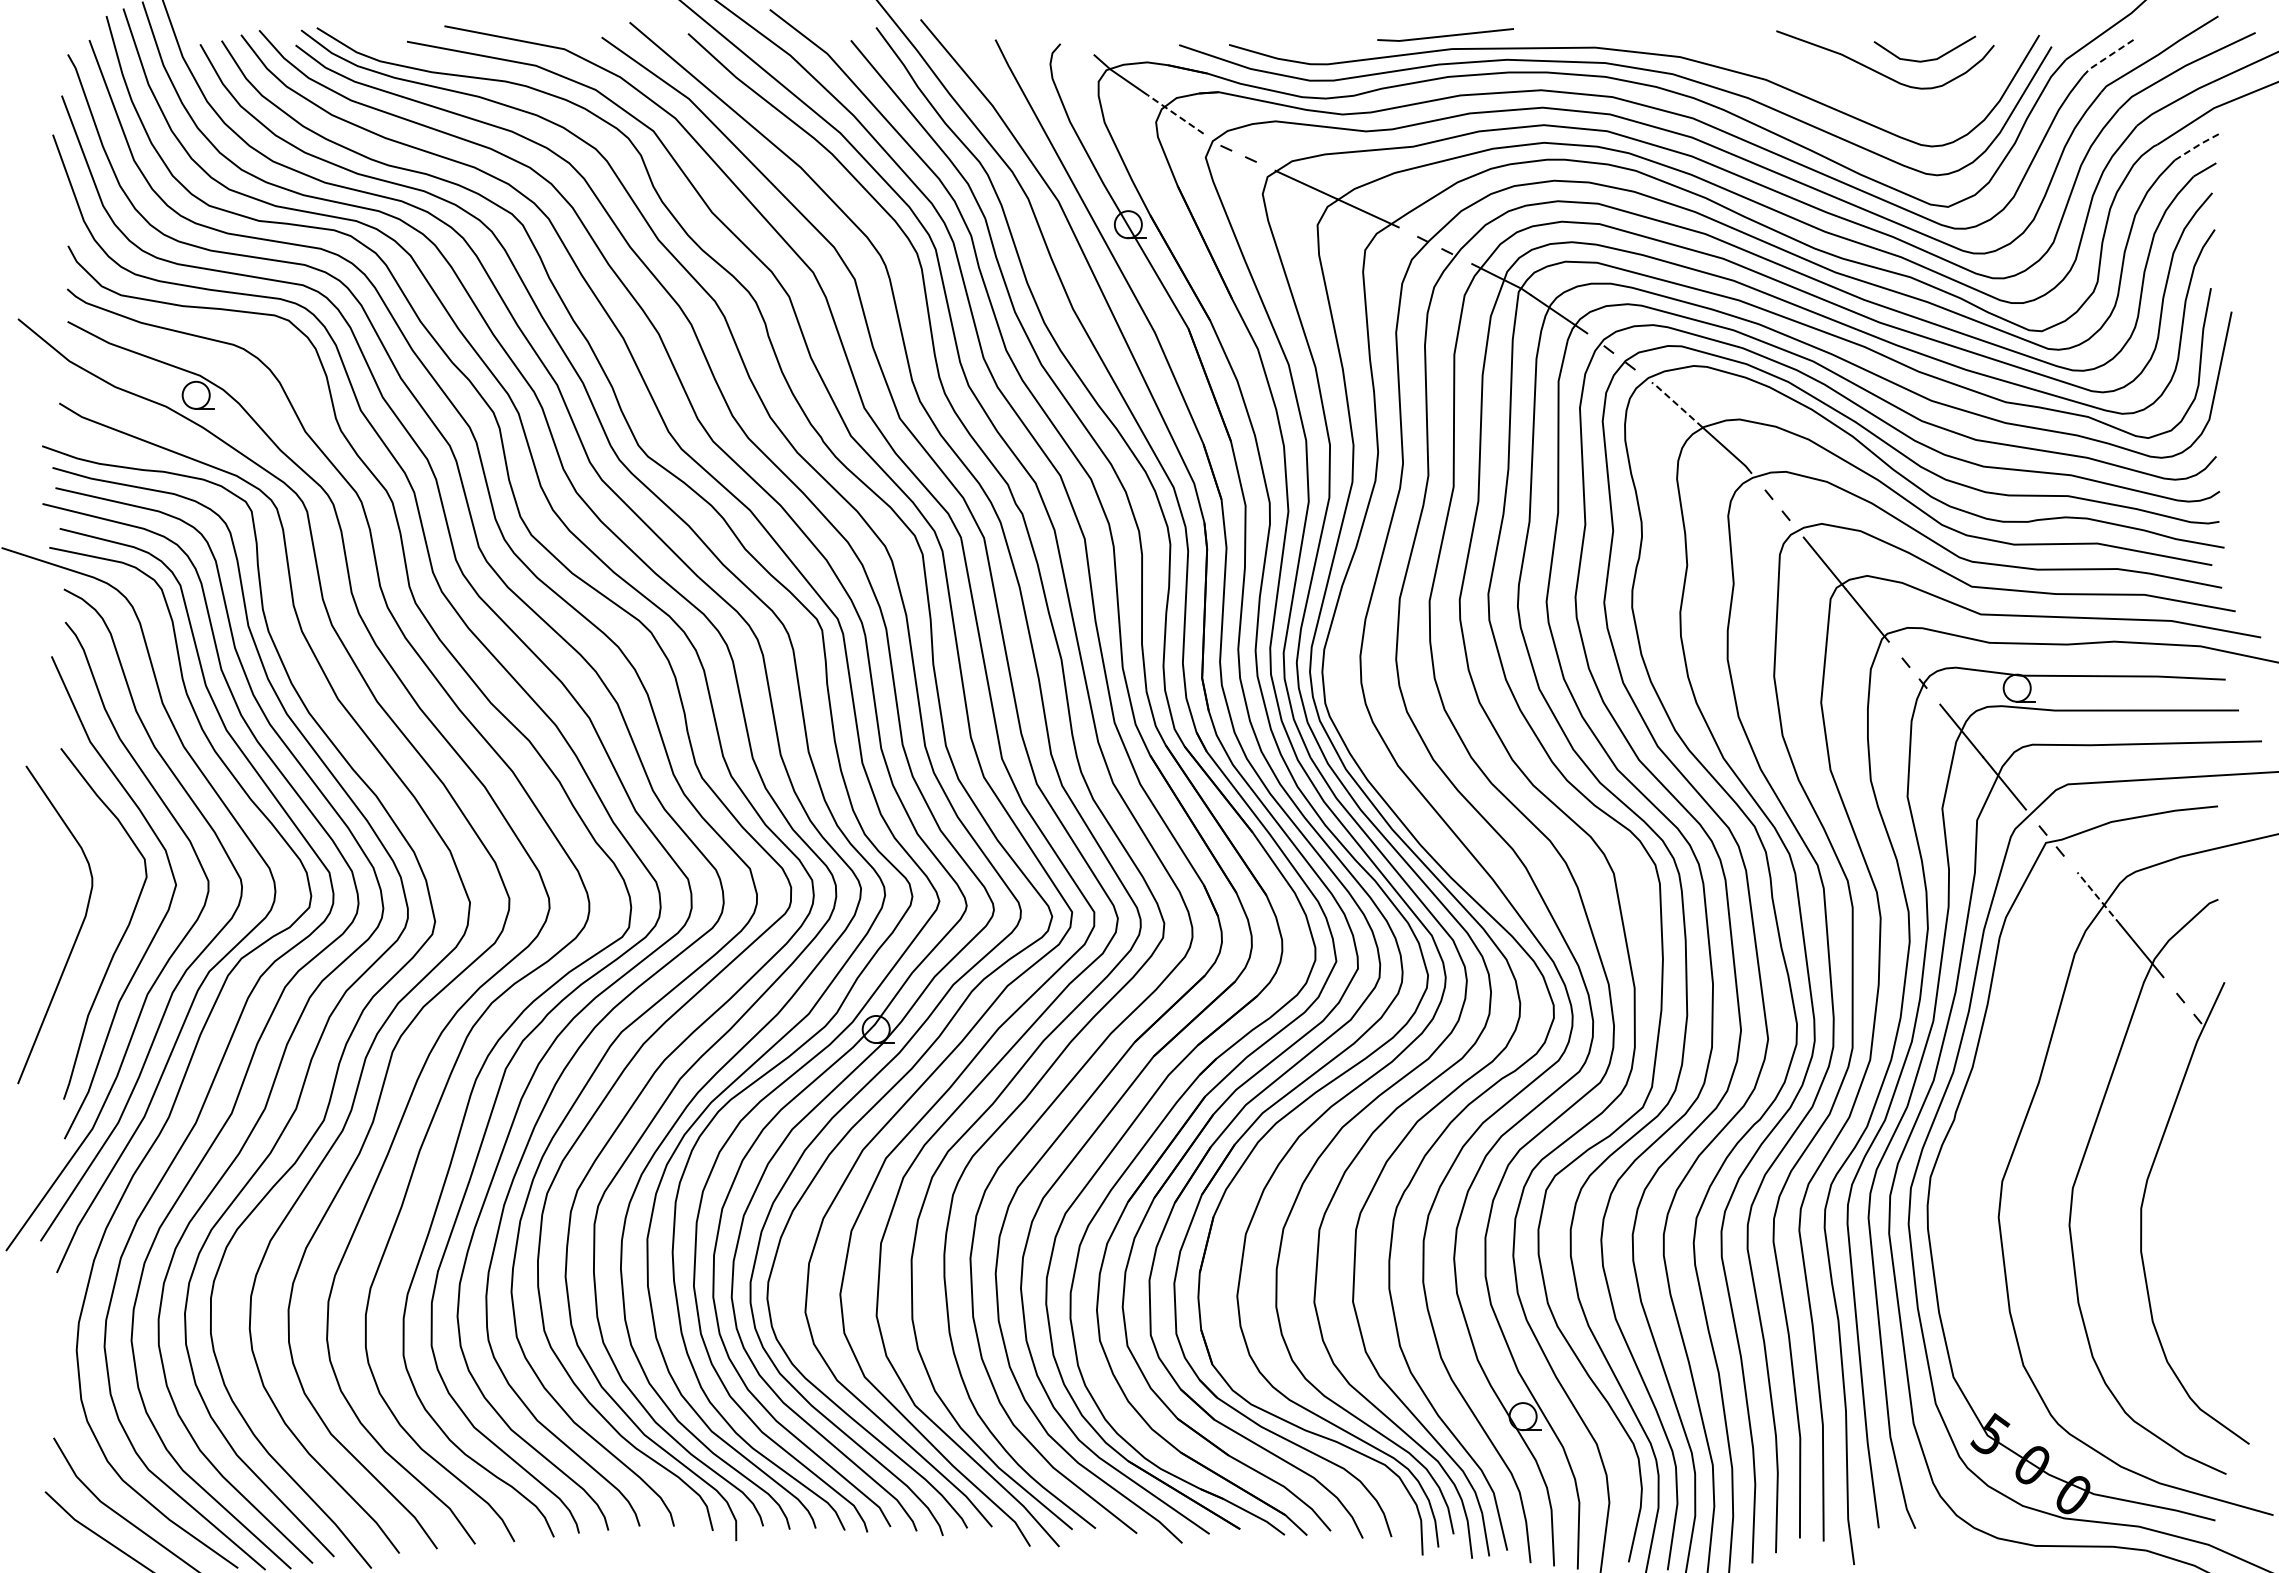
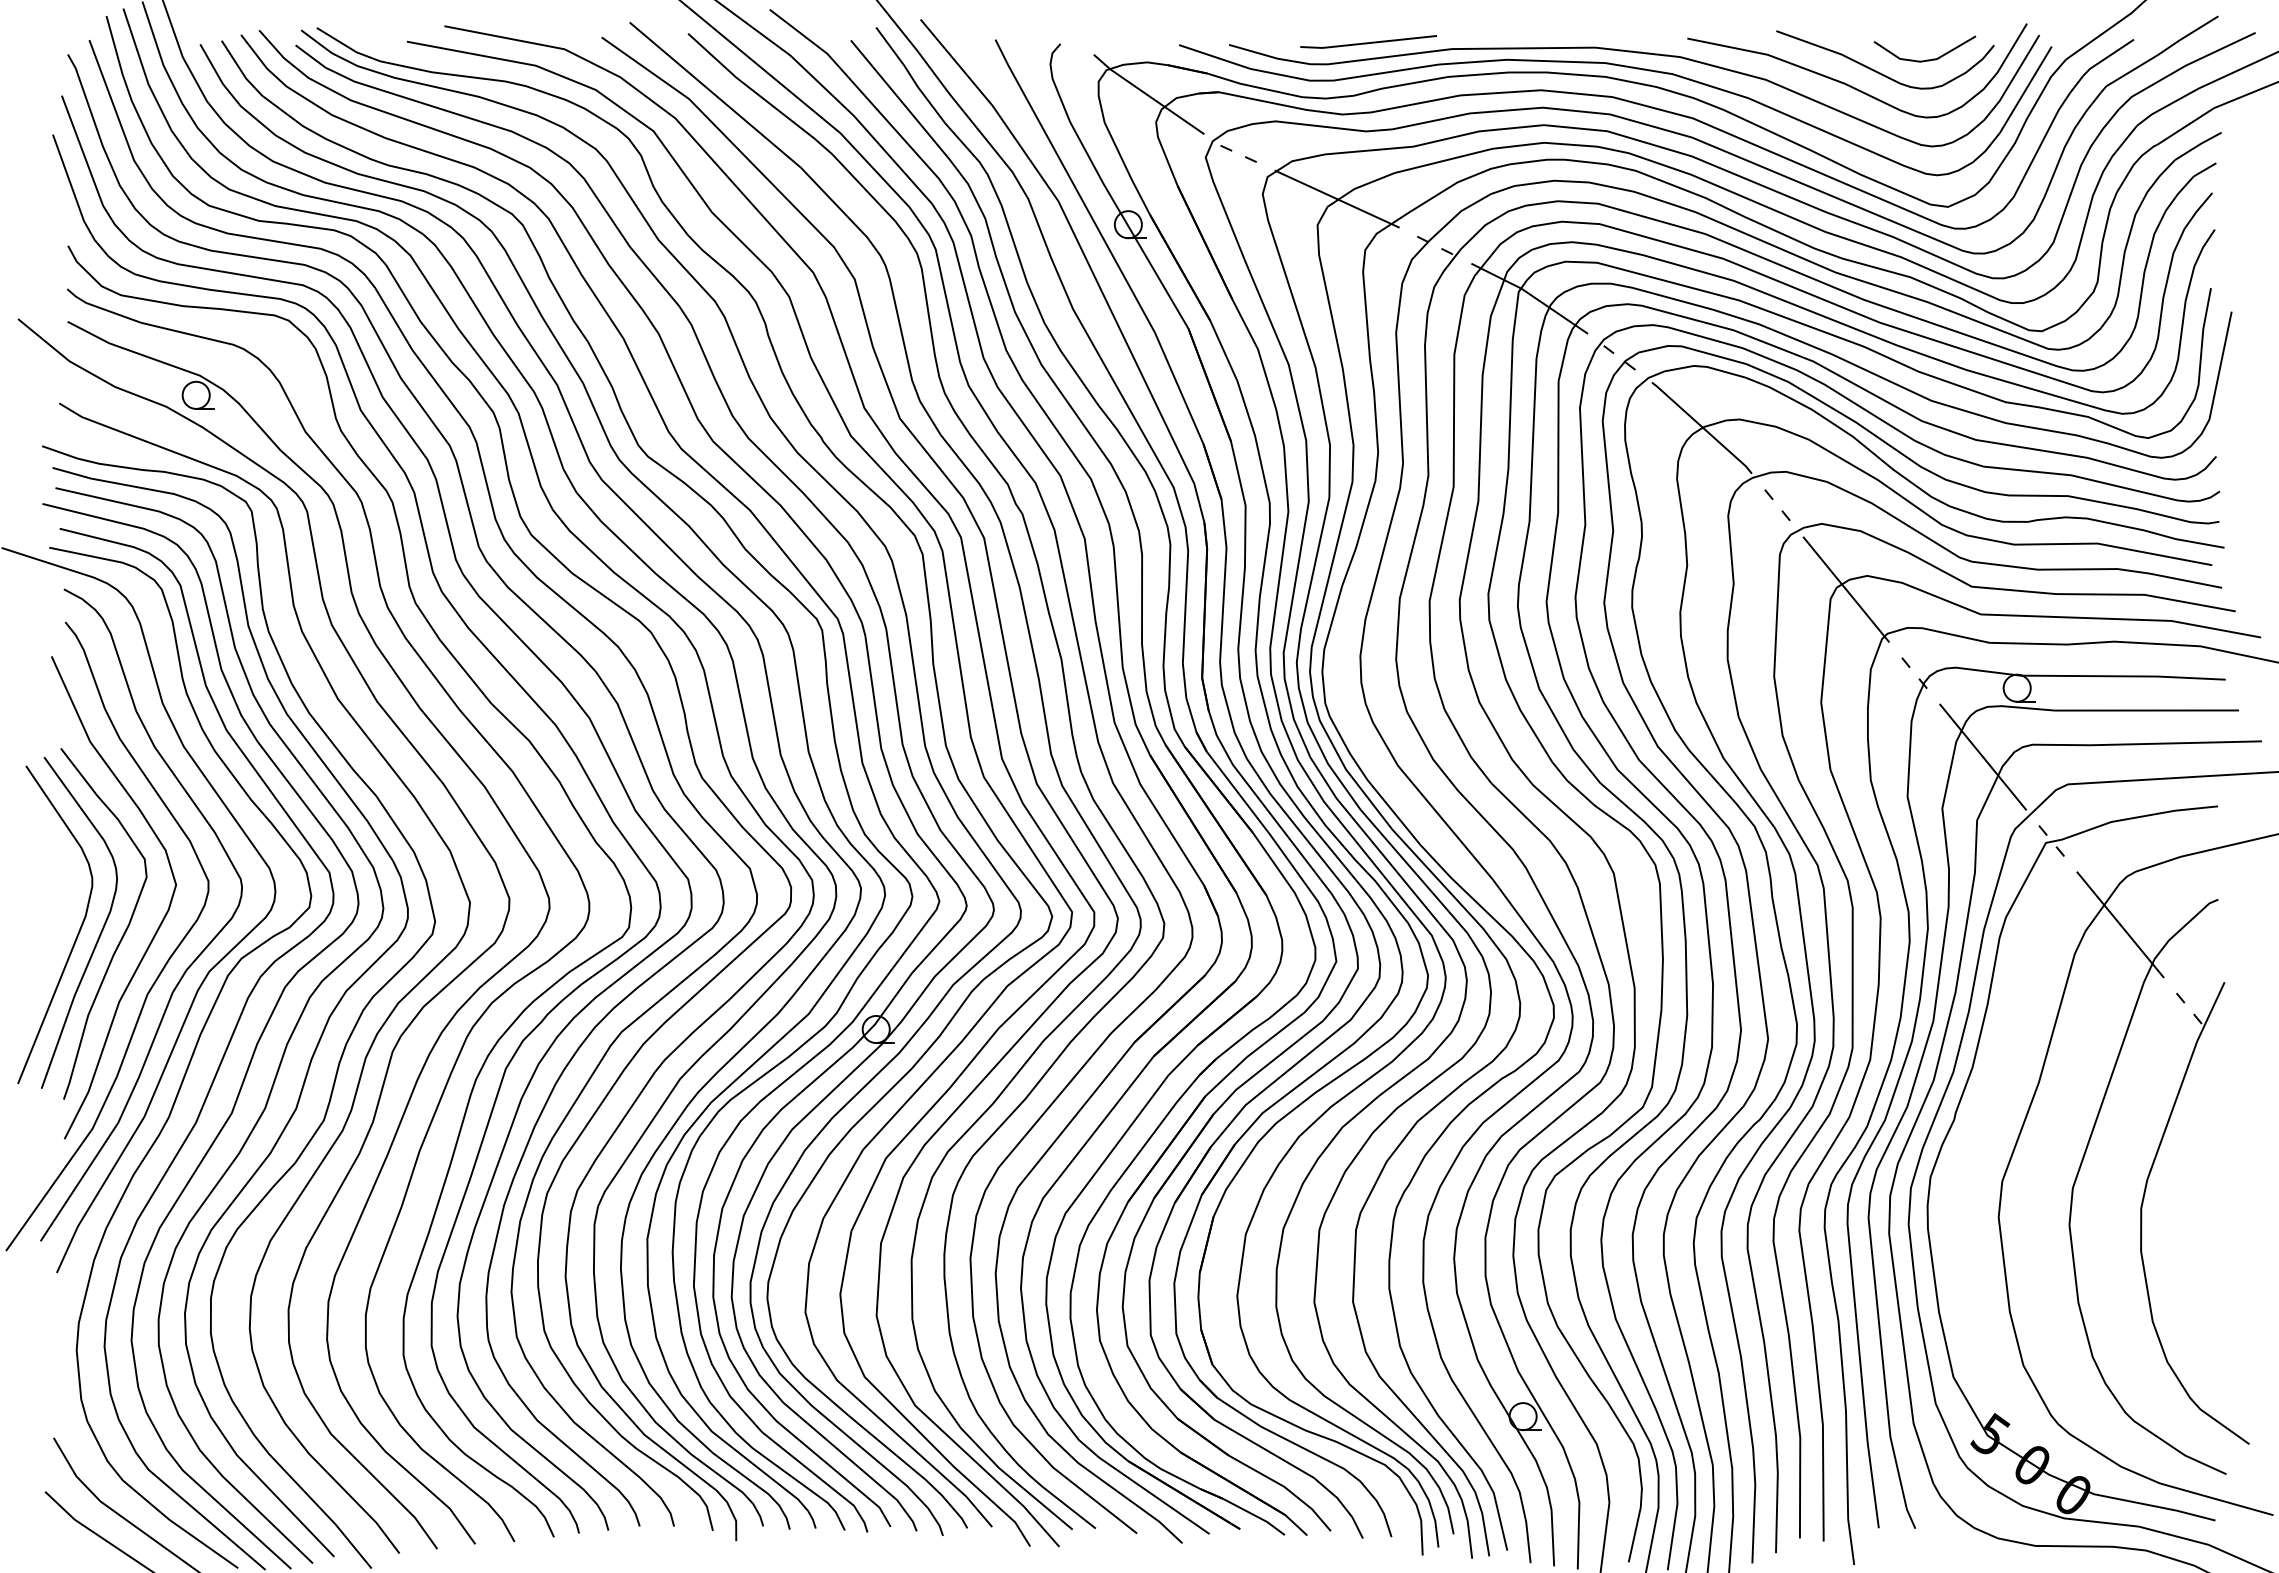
line position: (1445, 35) -> (1368, 42) (1368, 42)
line: dashed -> solid (2107, 57)
curve: none -> present (1849, 84)
line: dashed -> solid (1175, 114)
line: dashed -> solid (2198, 145)
line: dashed -> solid (1676, 404)
line: dashed -> solid (2098, 898)
curve: none -> present (100, 931)
